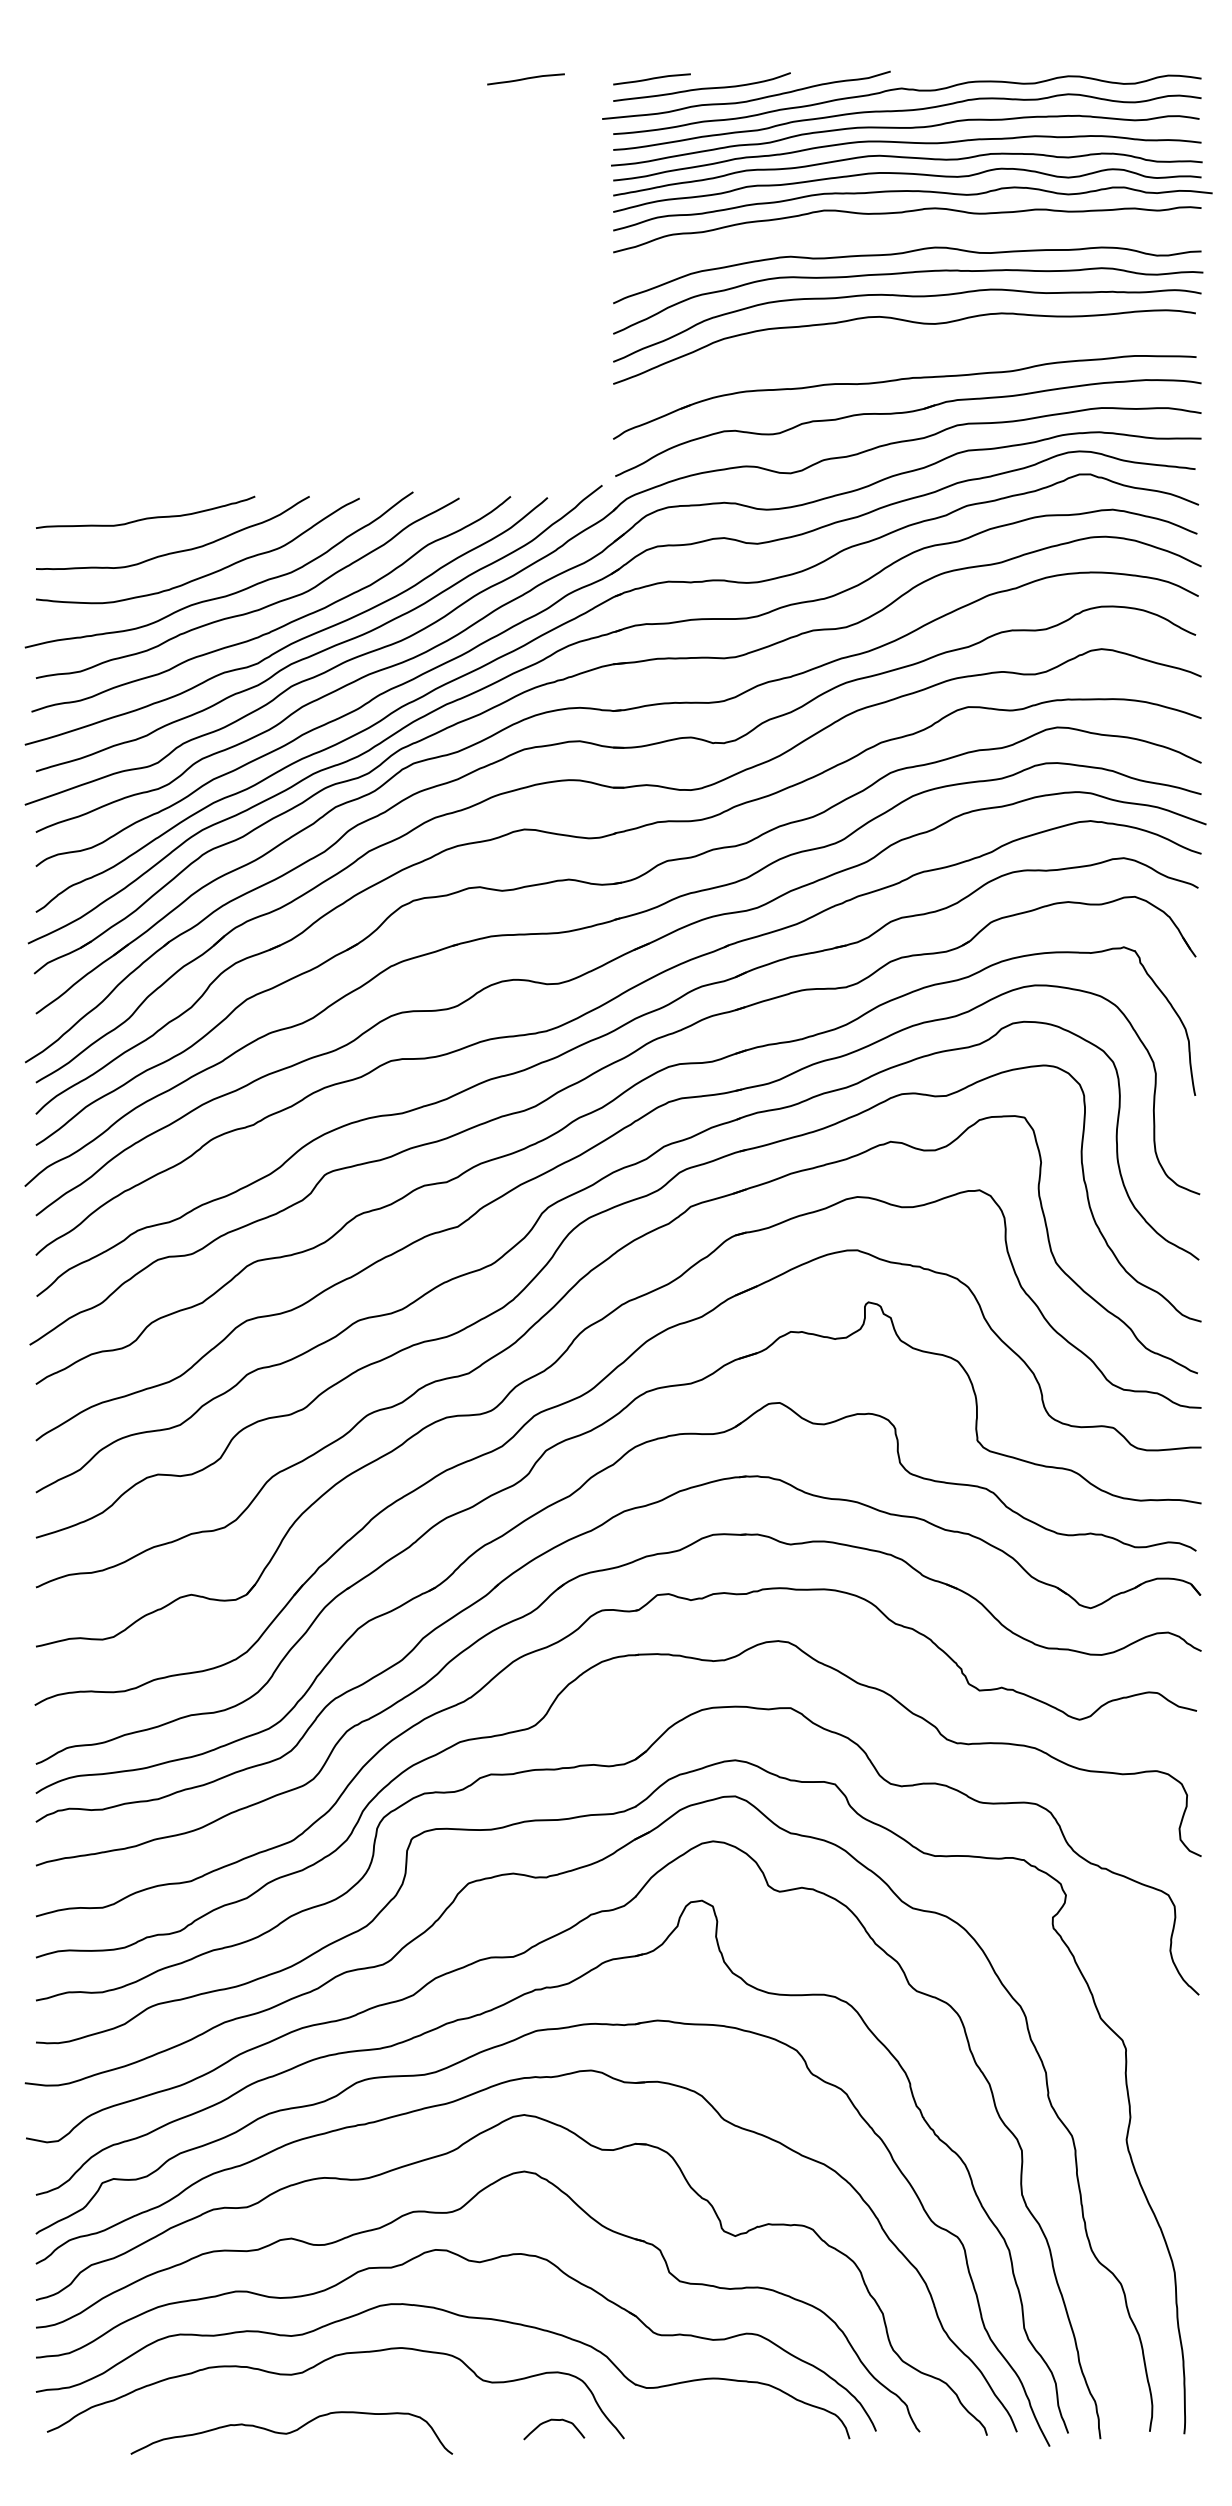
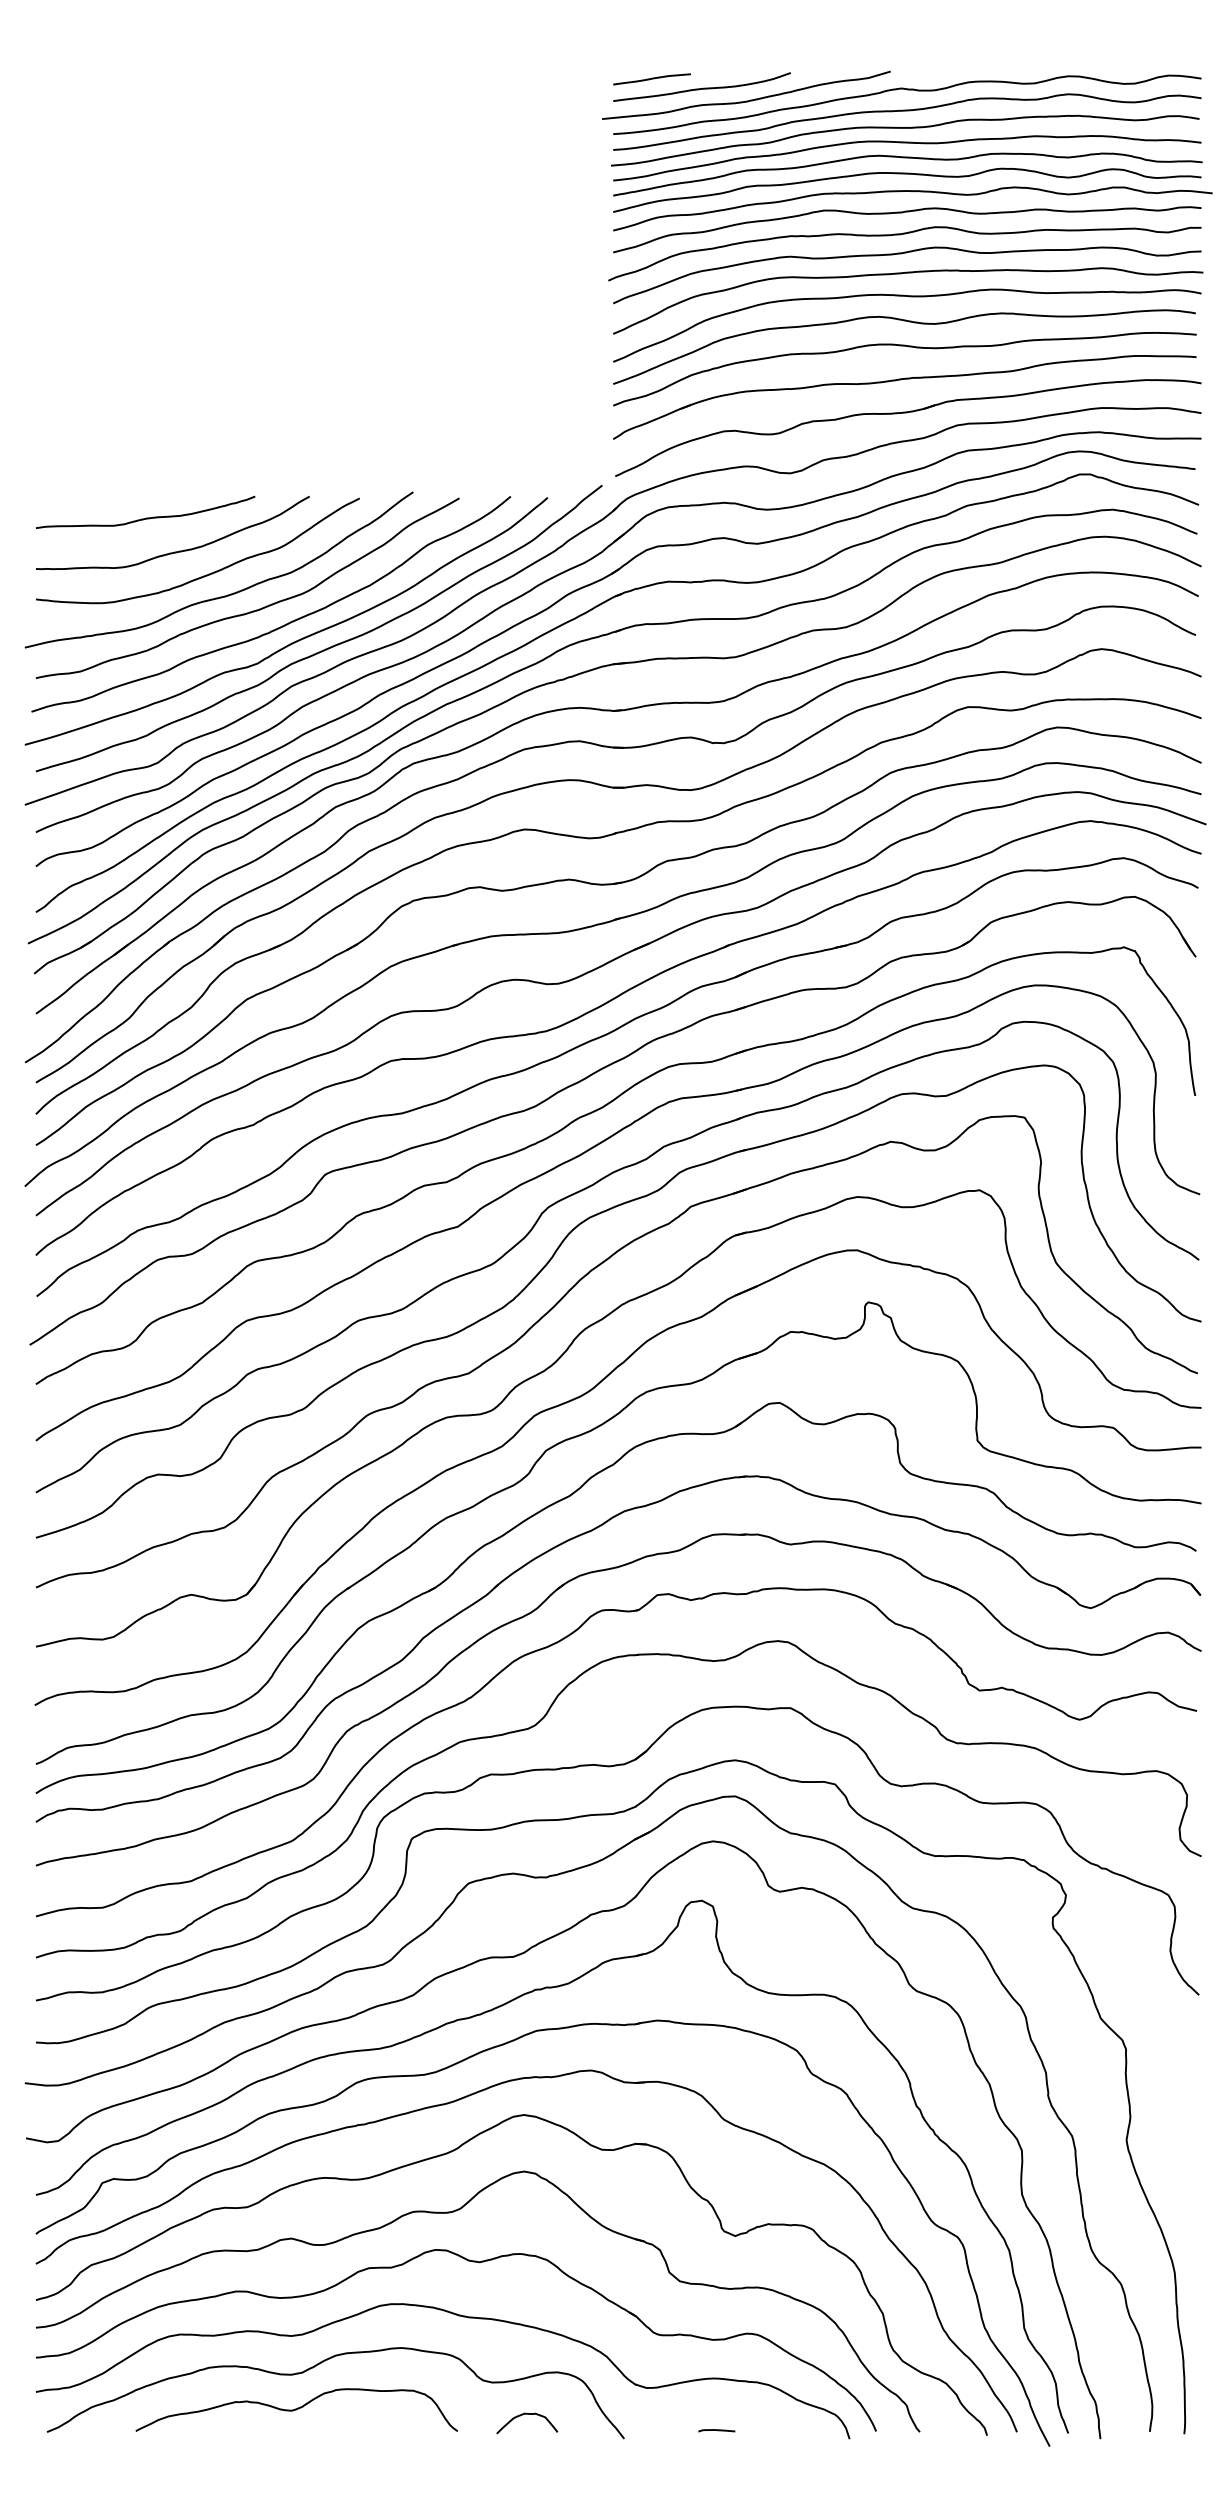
curve: present -> none (525, 79)
curve: none -> present (900, 235)
curve: none -> present (908, 347)
curve position: (554, 2420) -> (527, 2414) (527, 2414)
curve: none -> present (716, 2430)
curve position: (291, 2432) -> (296, 2409) (296, 2409)
